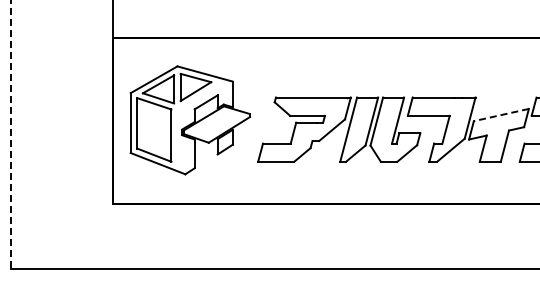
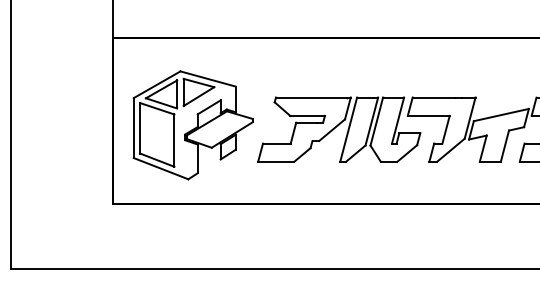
line: dashed -> solid (500, 115)
part position: (189, 120) -> (192, 125) (192, 125)
line: dashed -> solid (11, 134)
